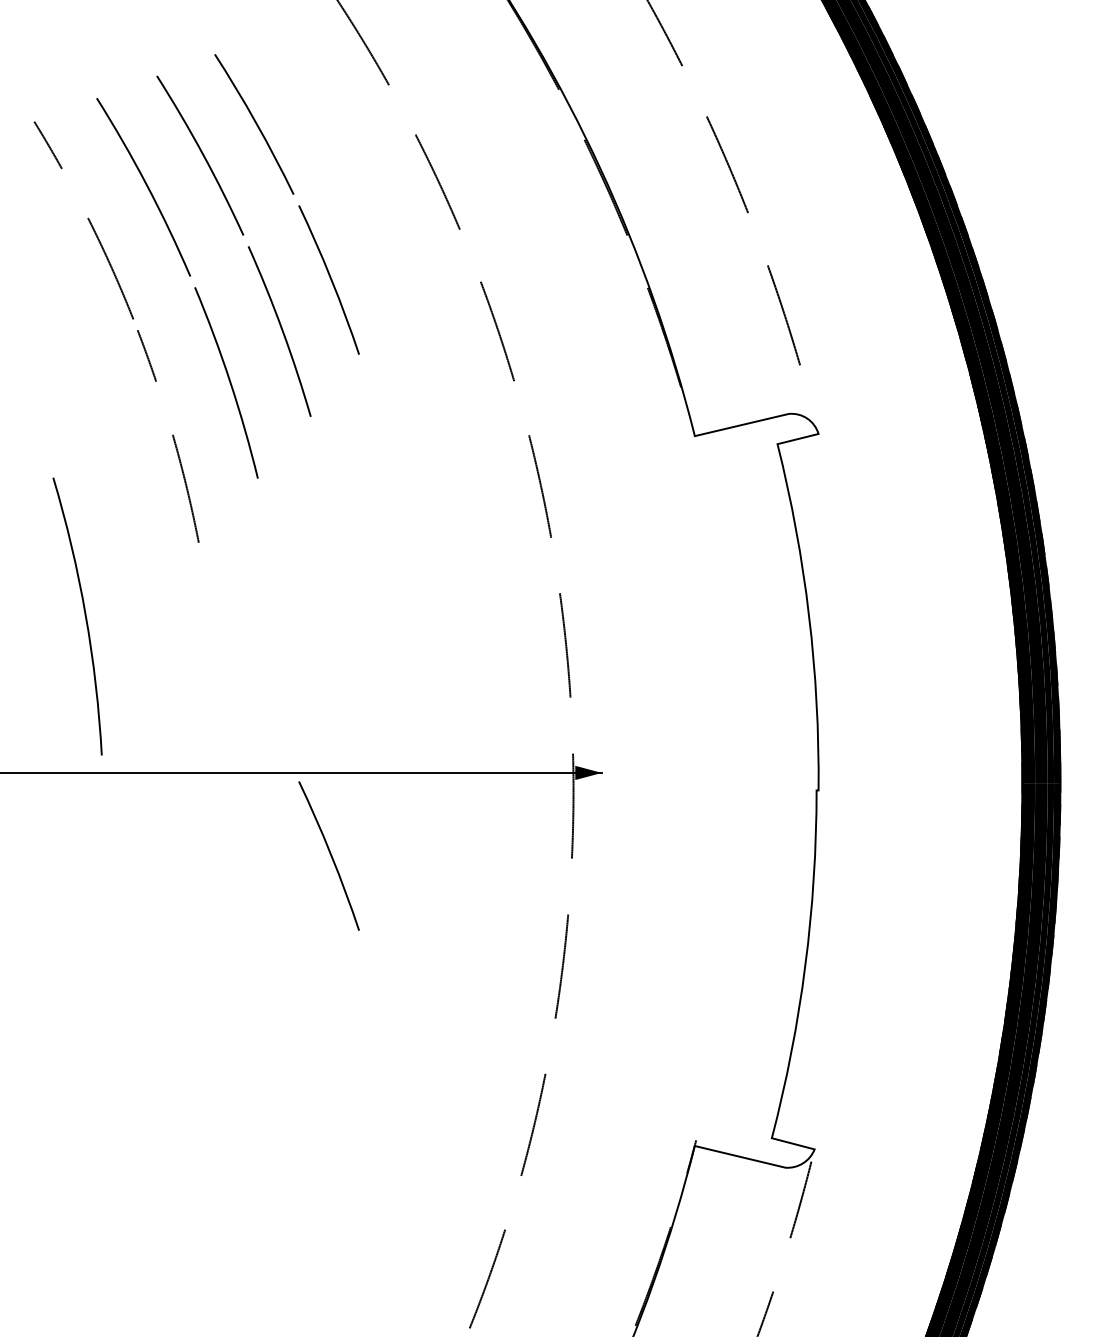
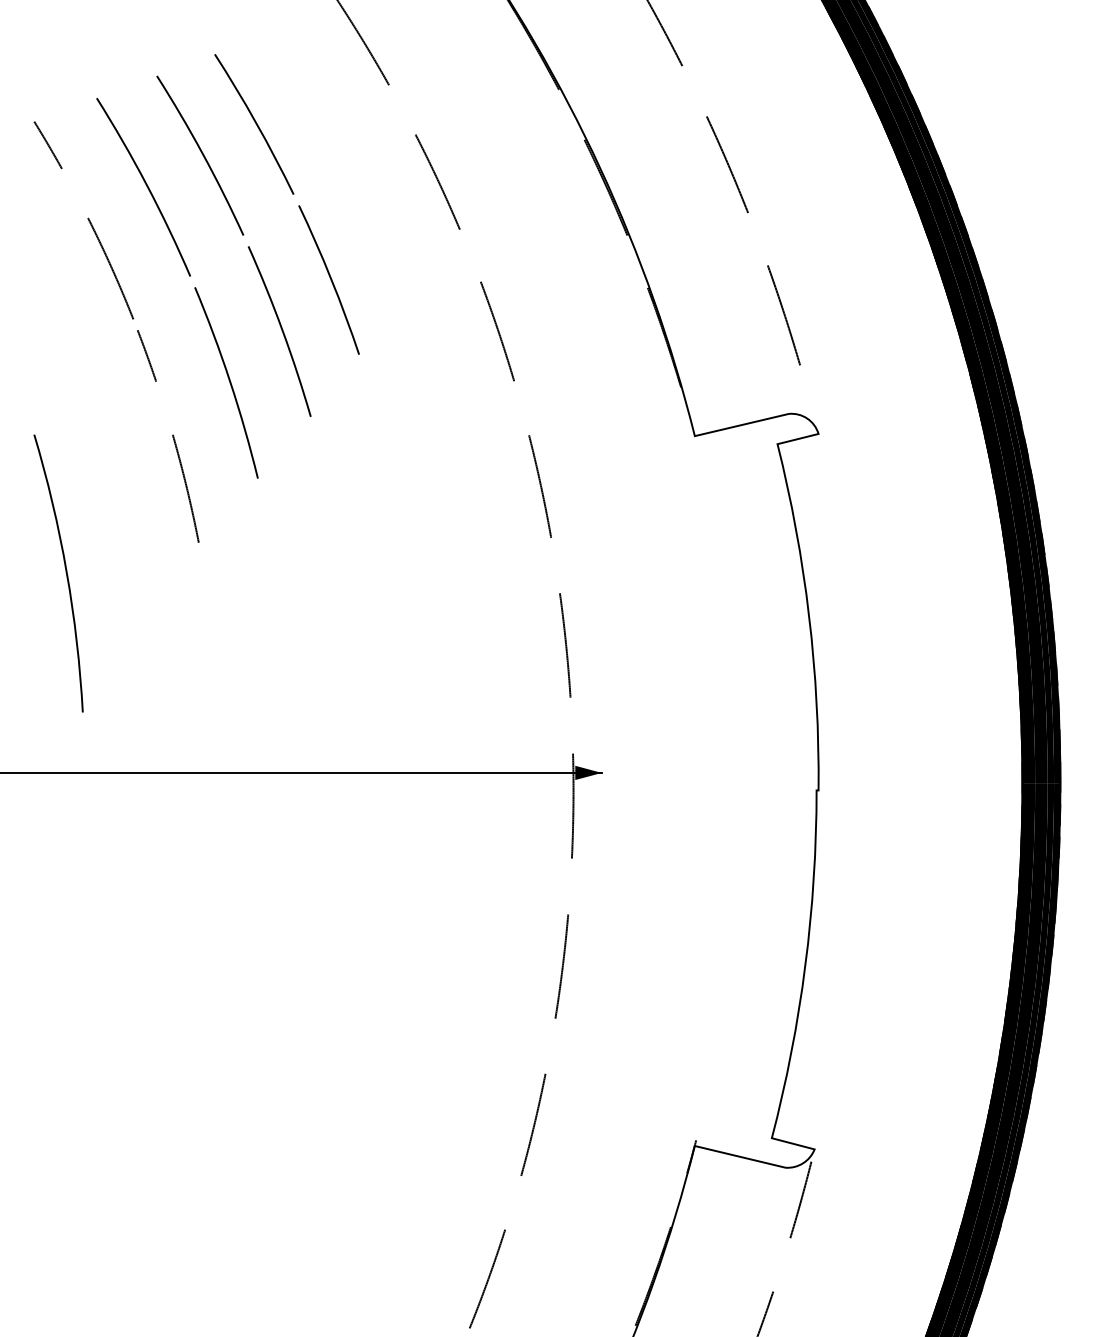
arc position: (84, 615) -> (65, 572) (65, 572)
arc: present -> none (329, 854)
